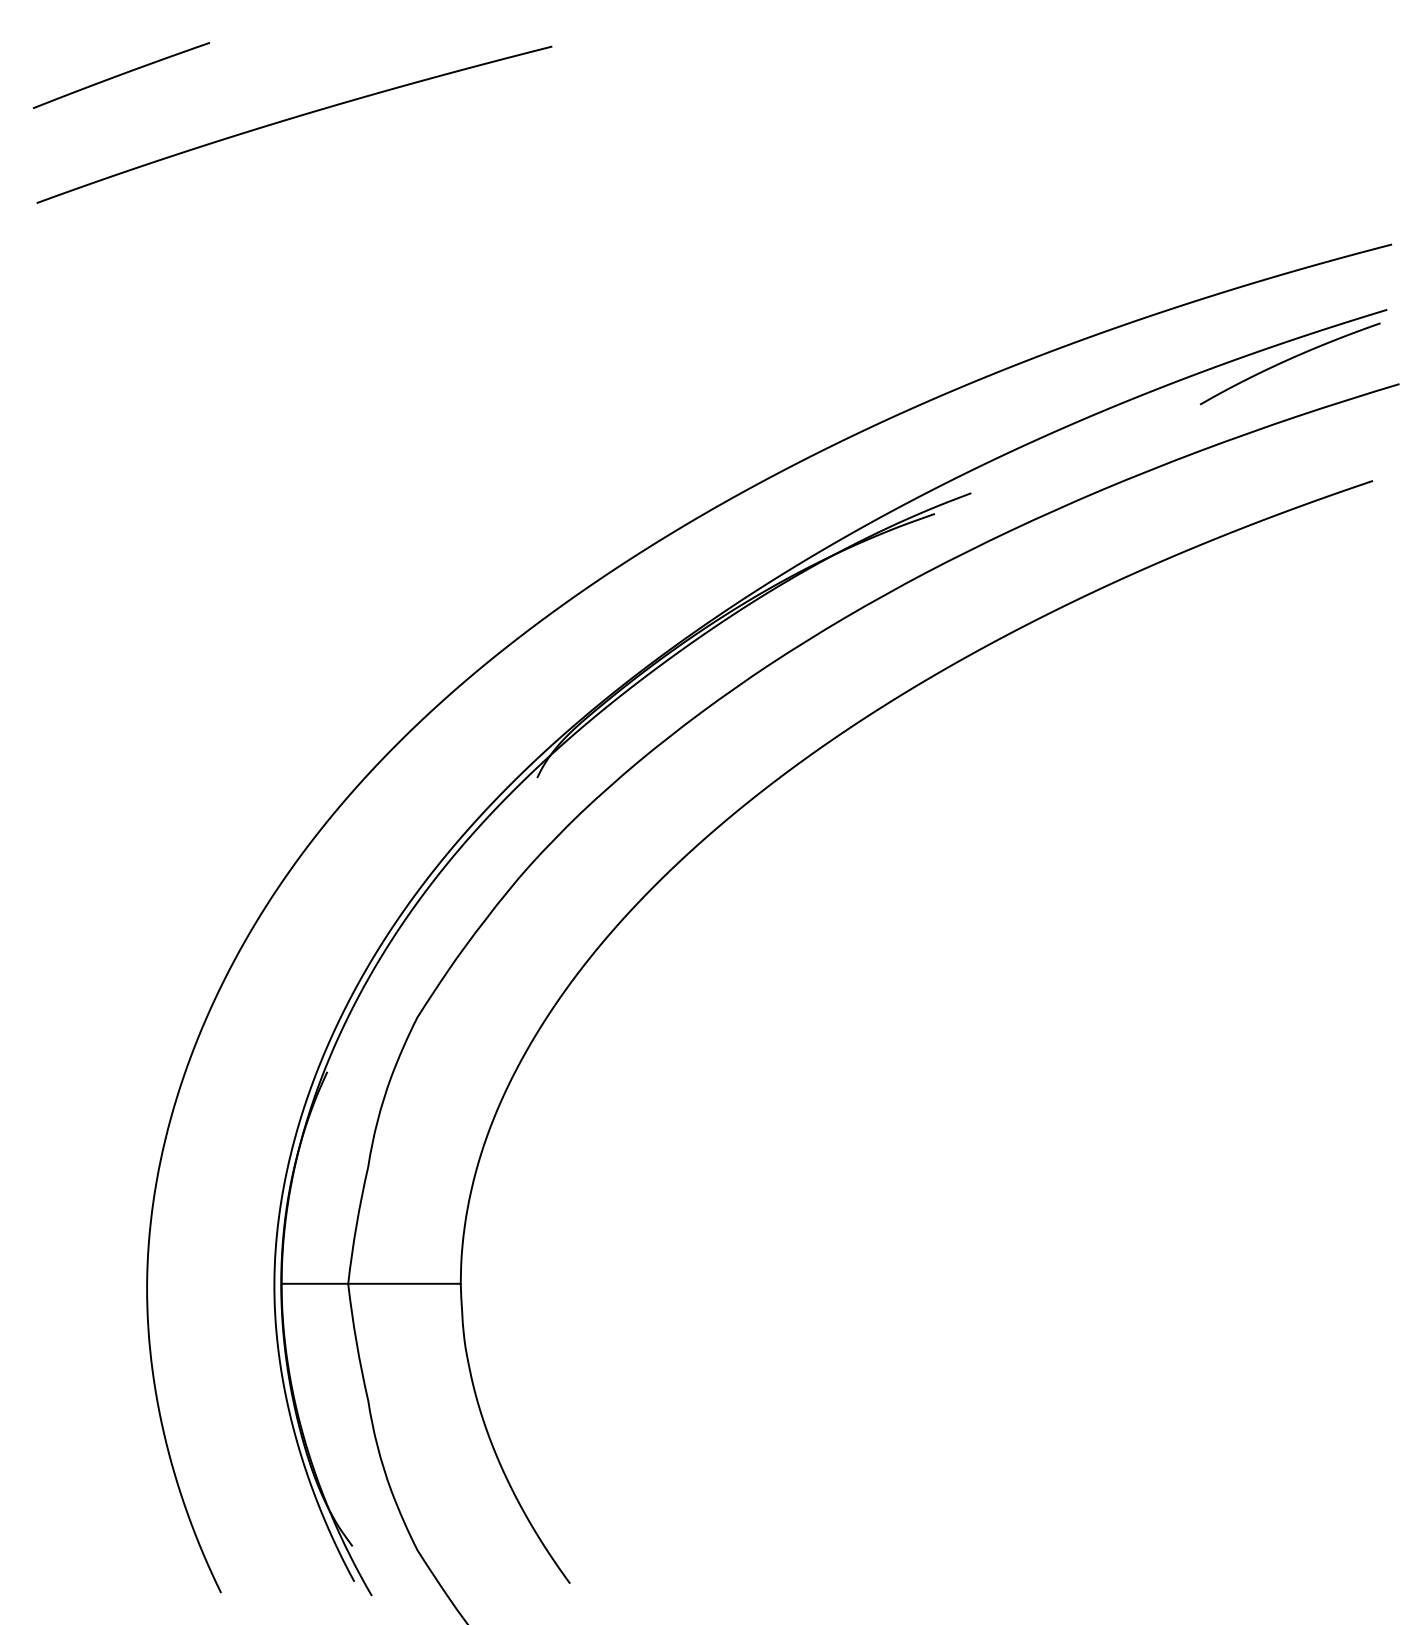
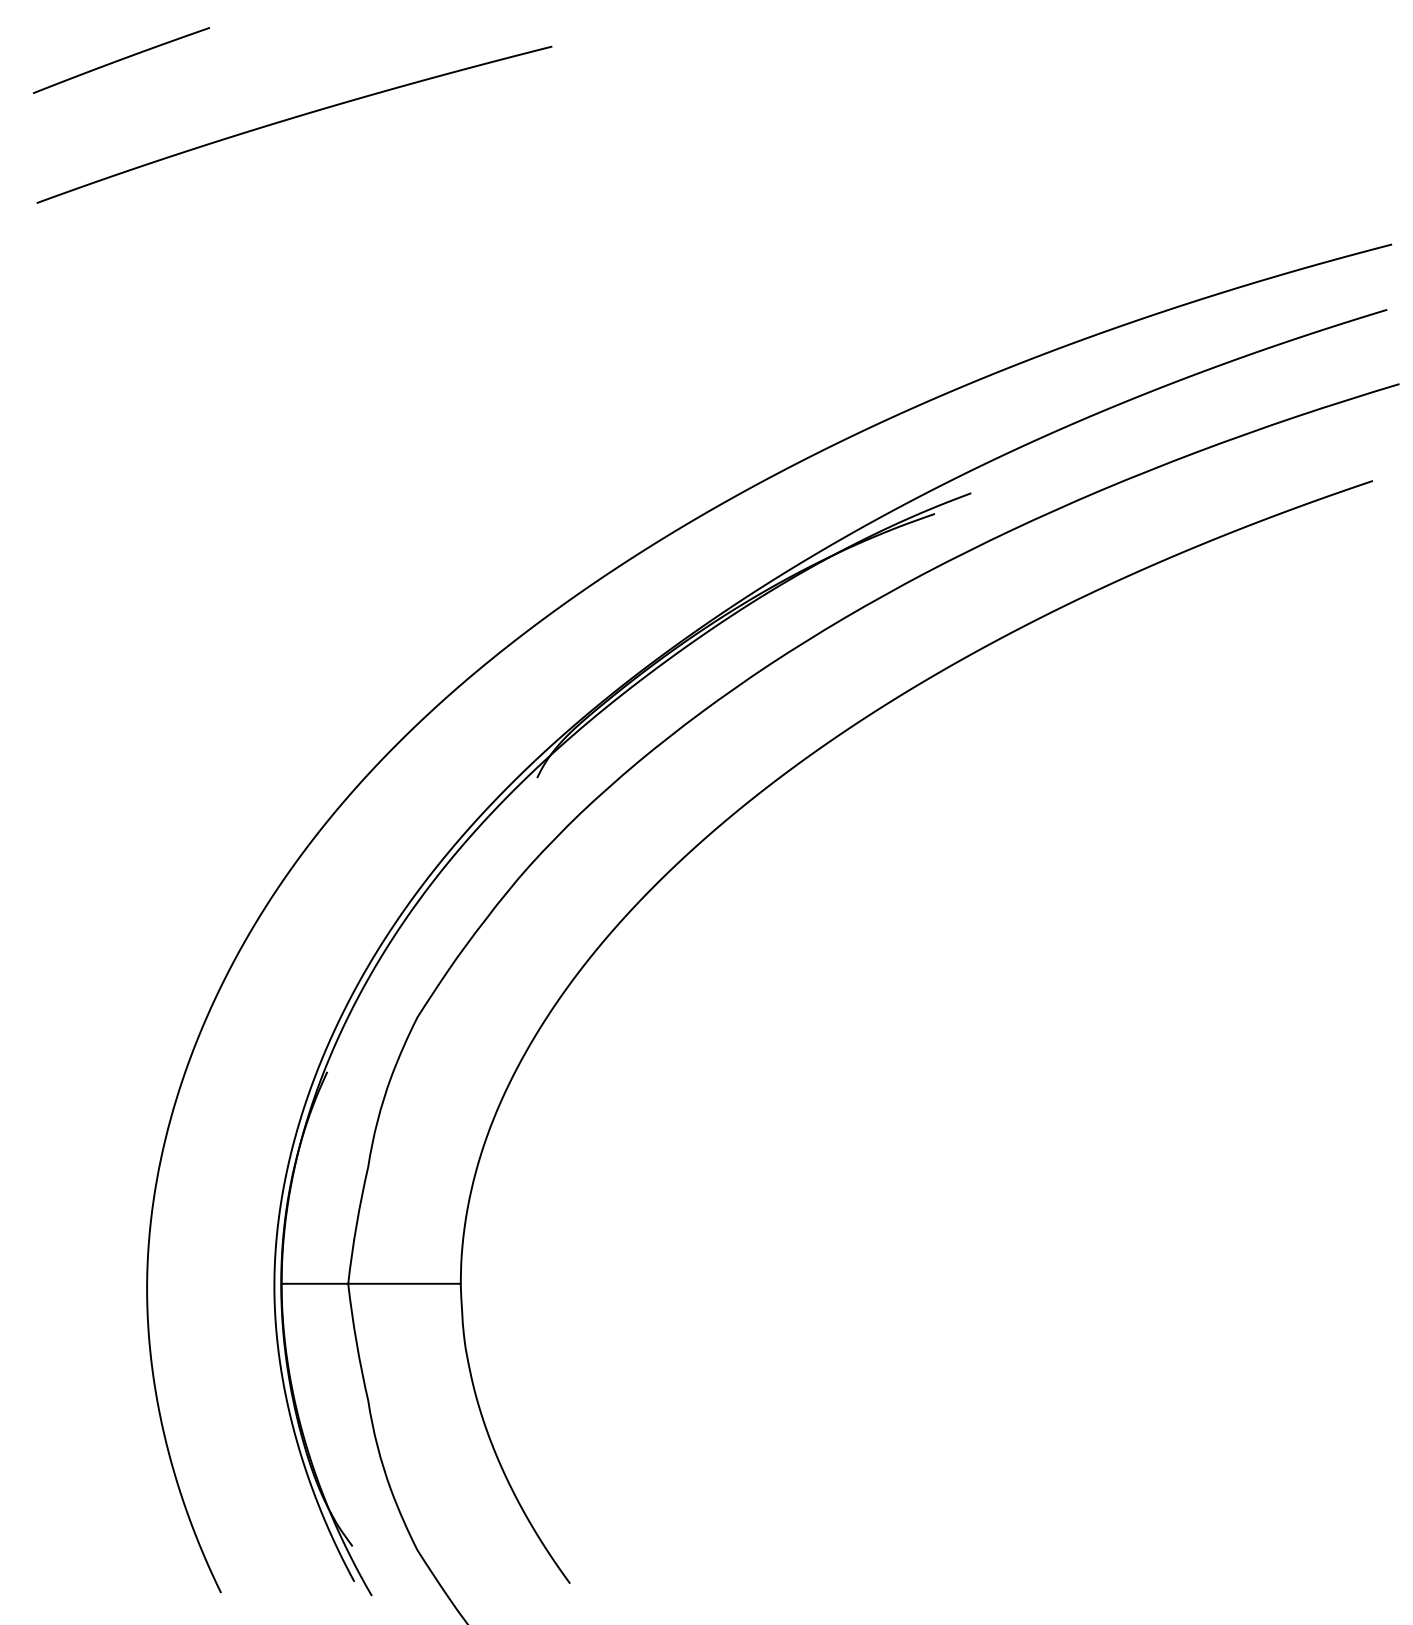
line position: (121, 75) -> (121, 60) (121, 60)
curve: present -> none (1289, 360)
